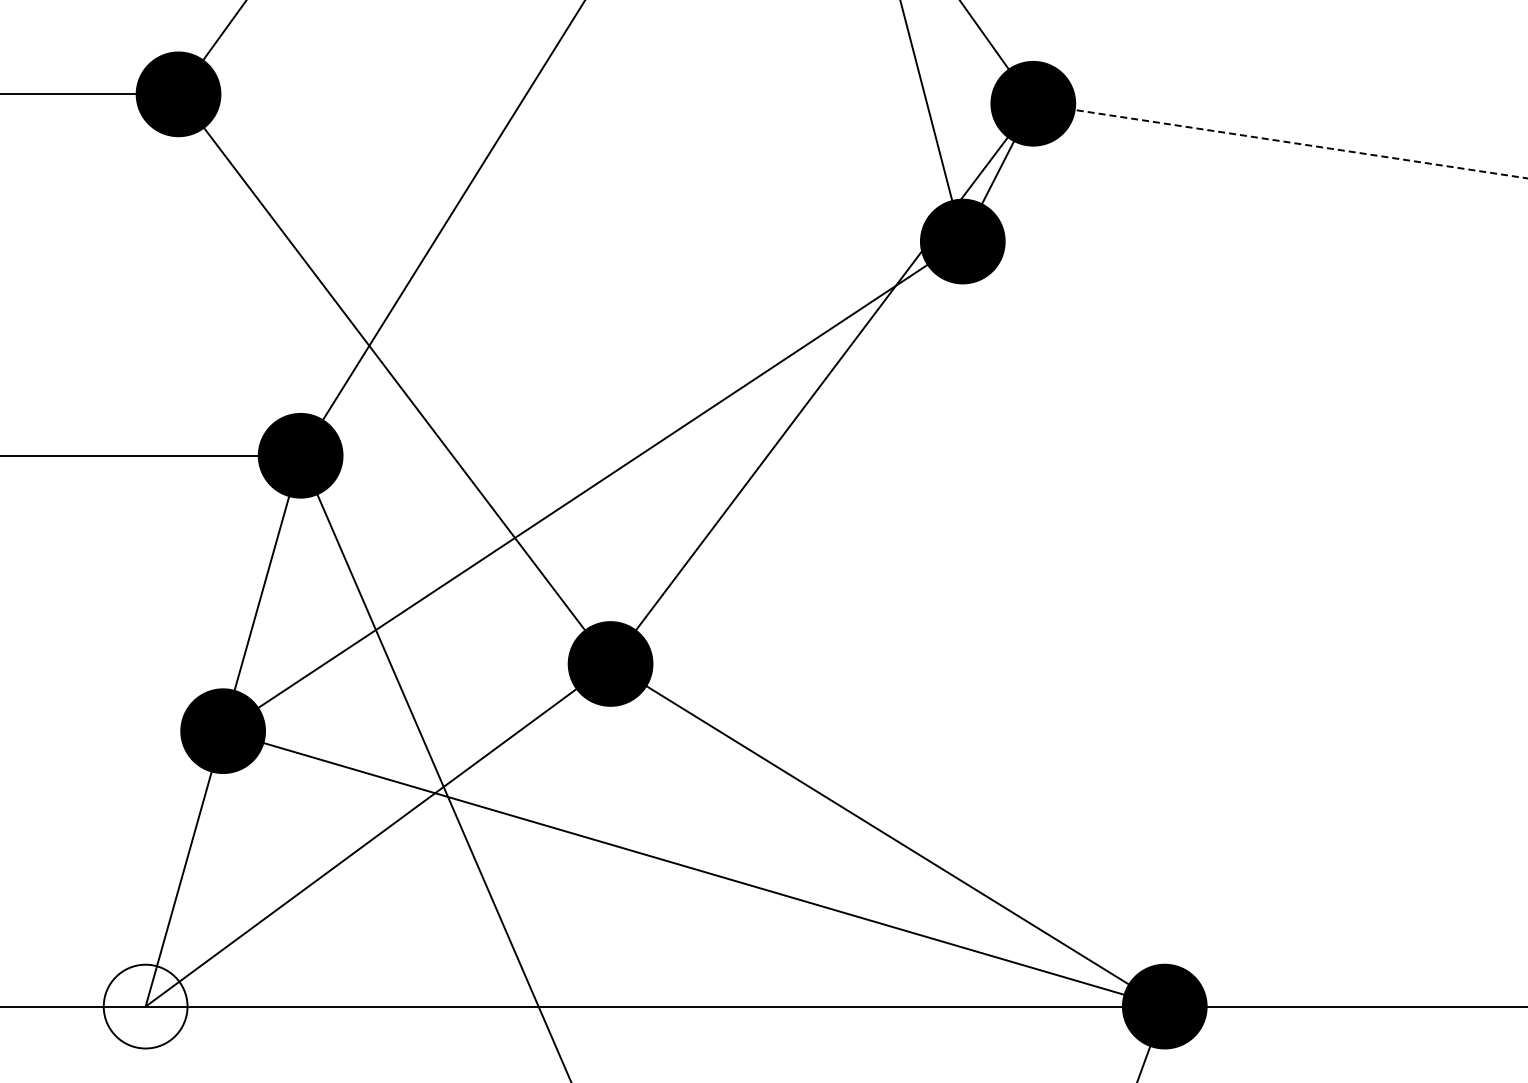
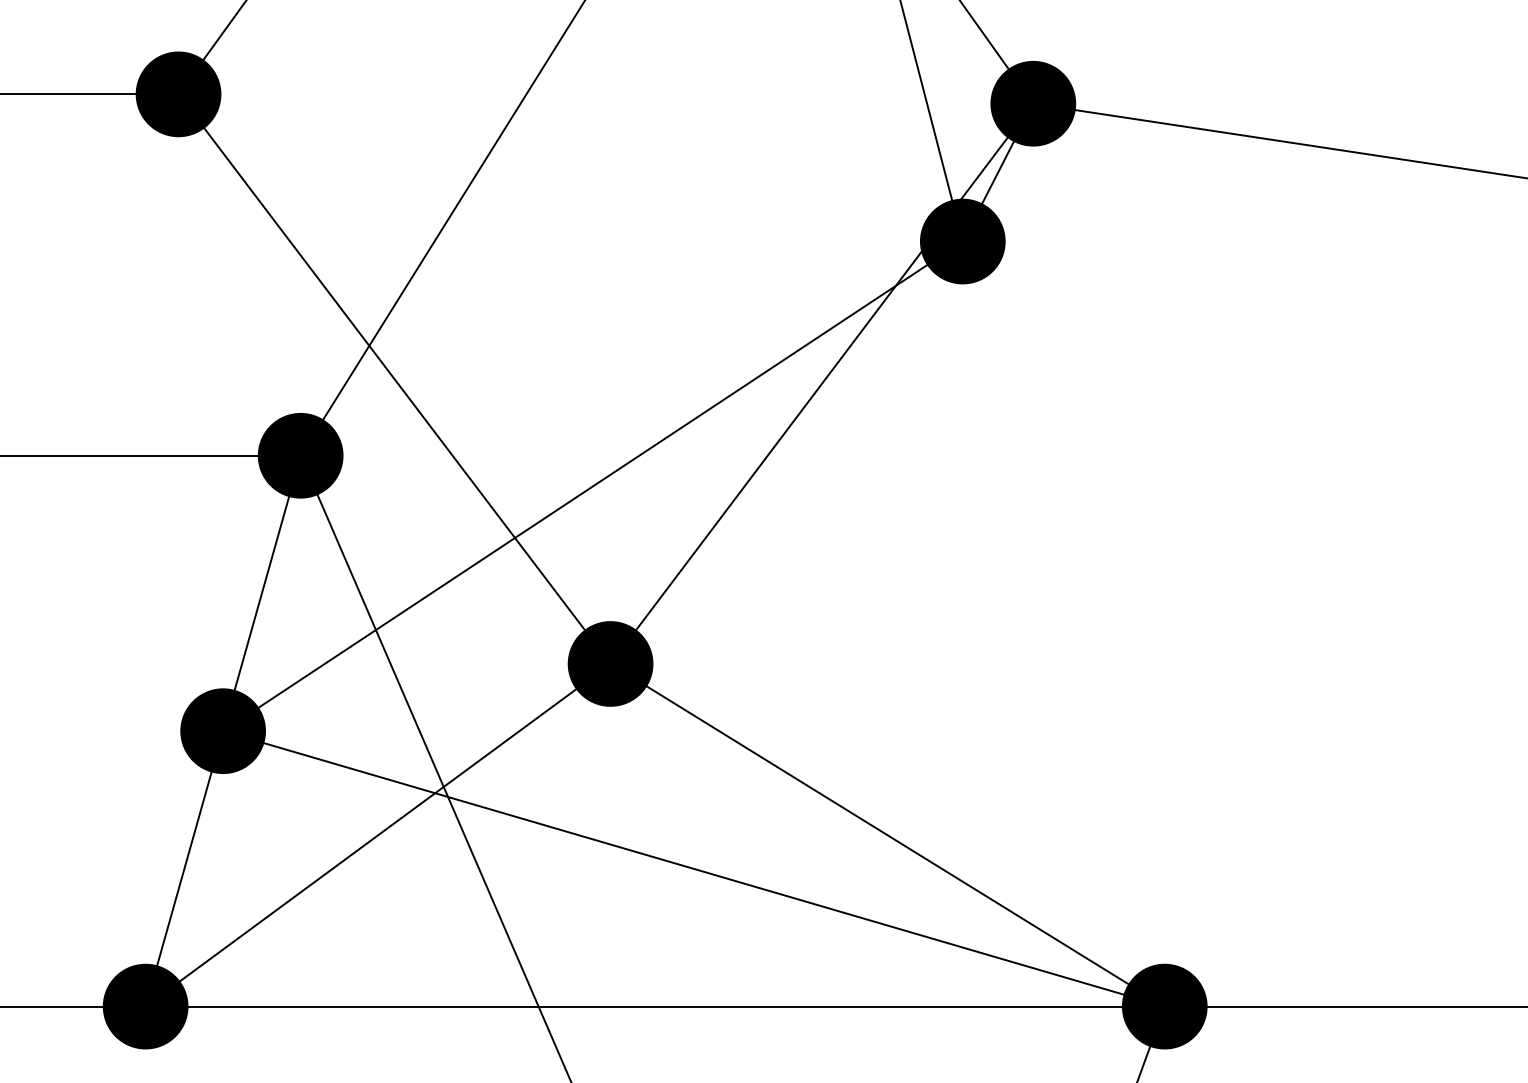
line: dashed -> solid (1280, 141)
fill: none -> present (145, 1006)
